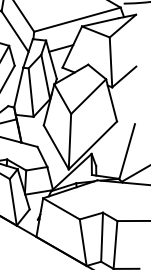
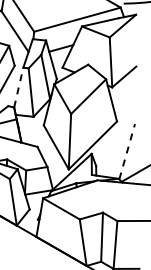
line: solid -> dashed (18, 87)
line: solid -> dashed (127, 151)
